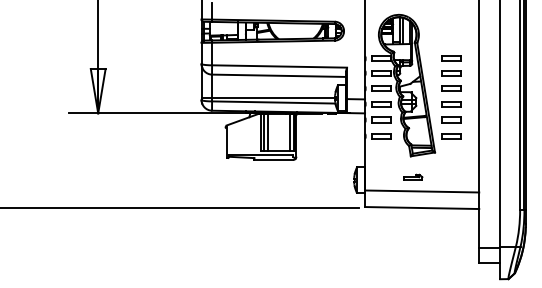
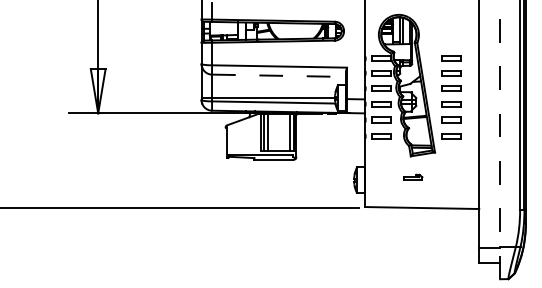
line: solid -> dashed (279, 75)
line: solid -> dashed (500, 139)
line: present -> none (422, 191)
